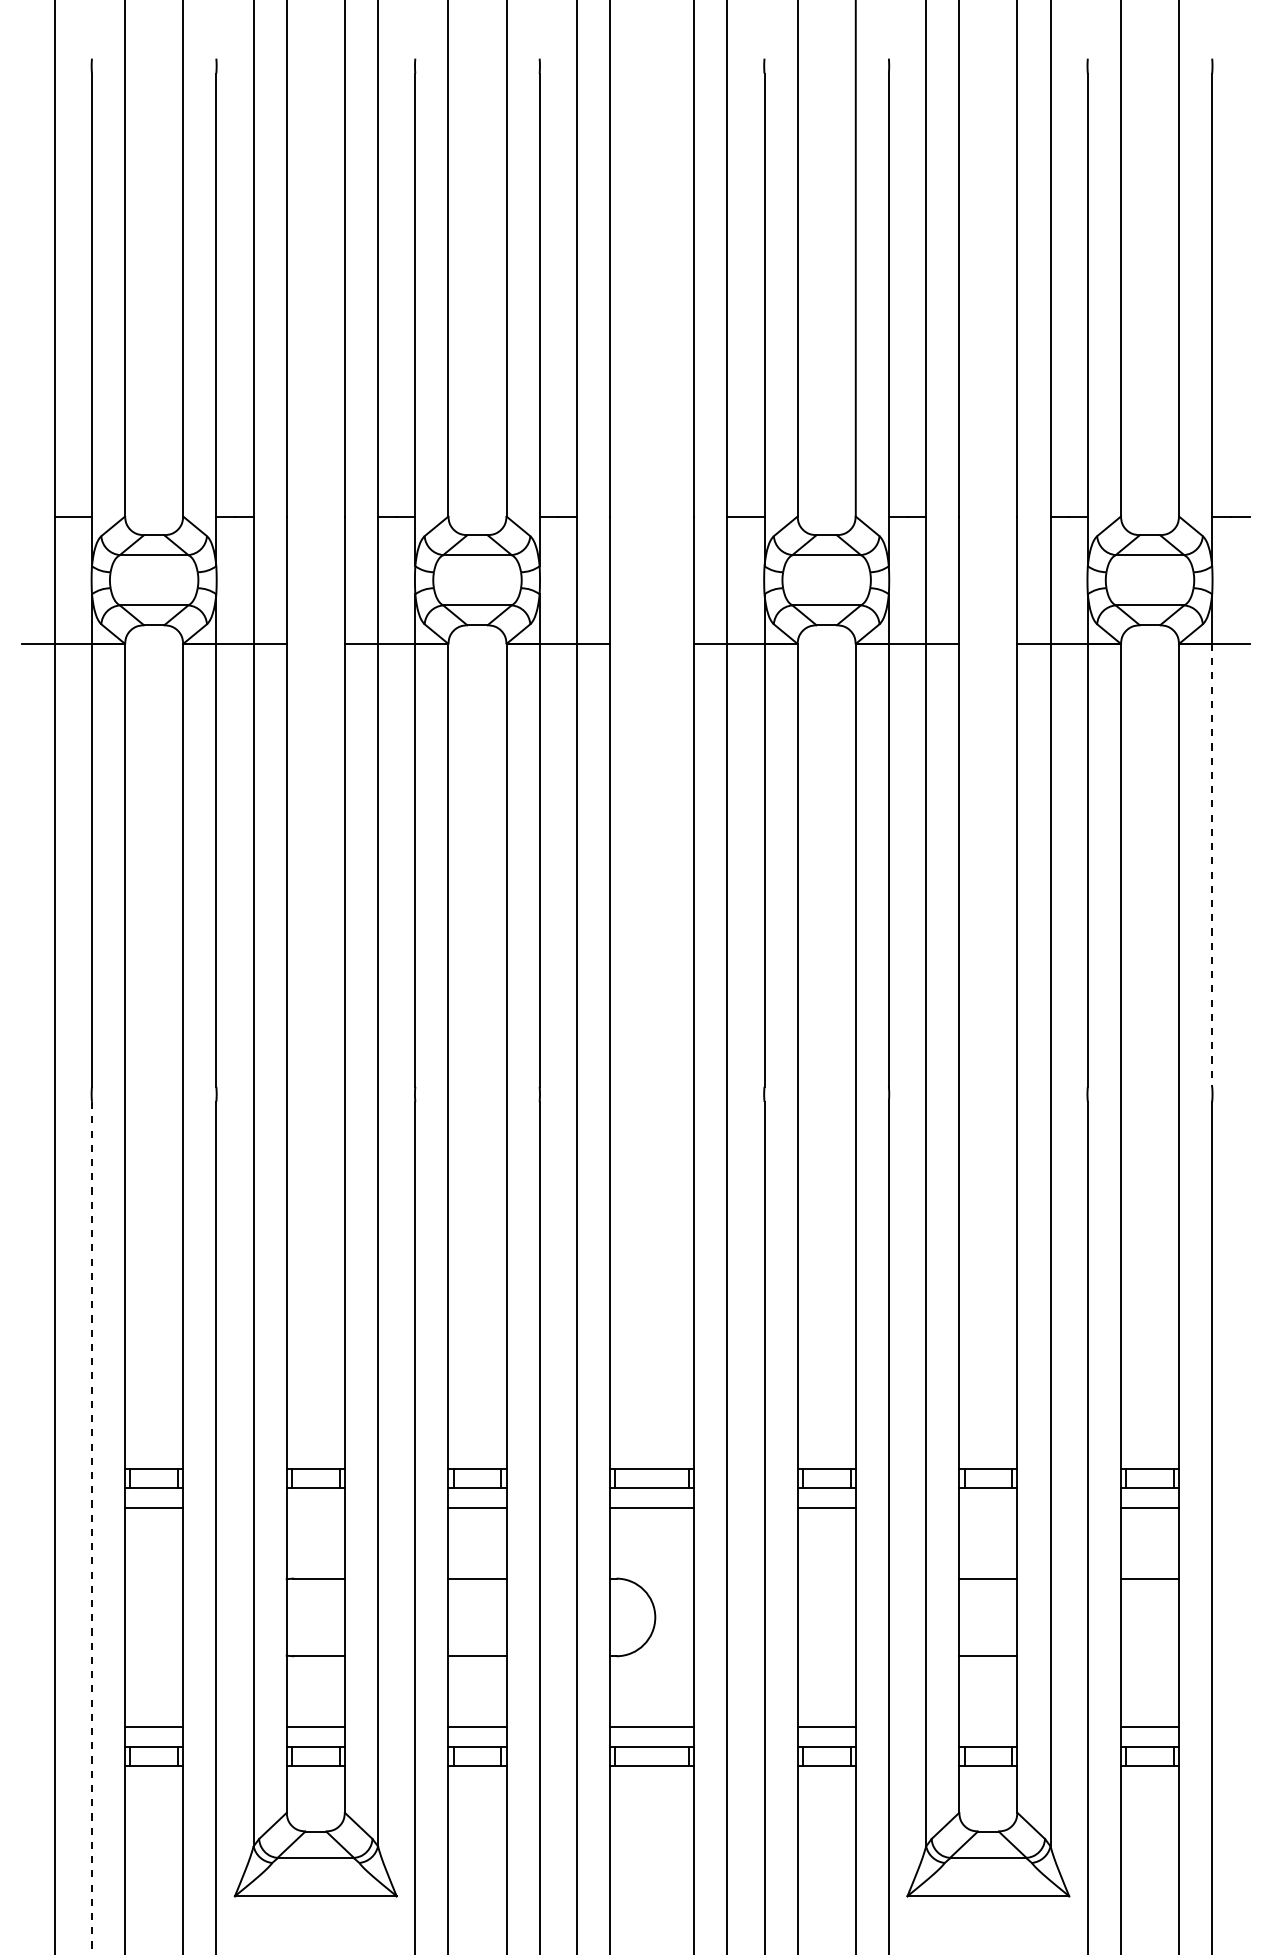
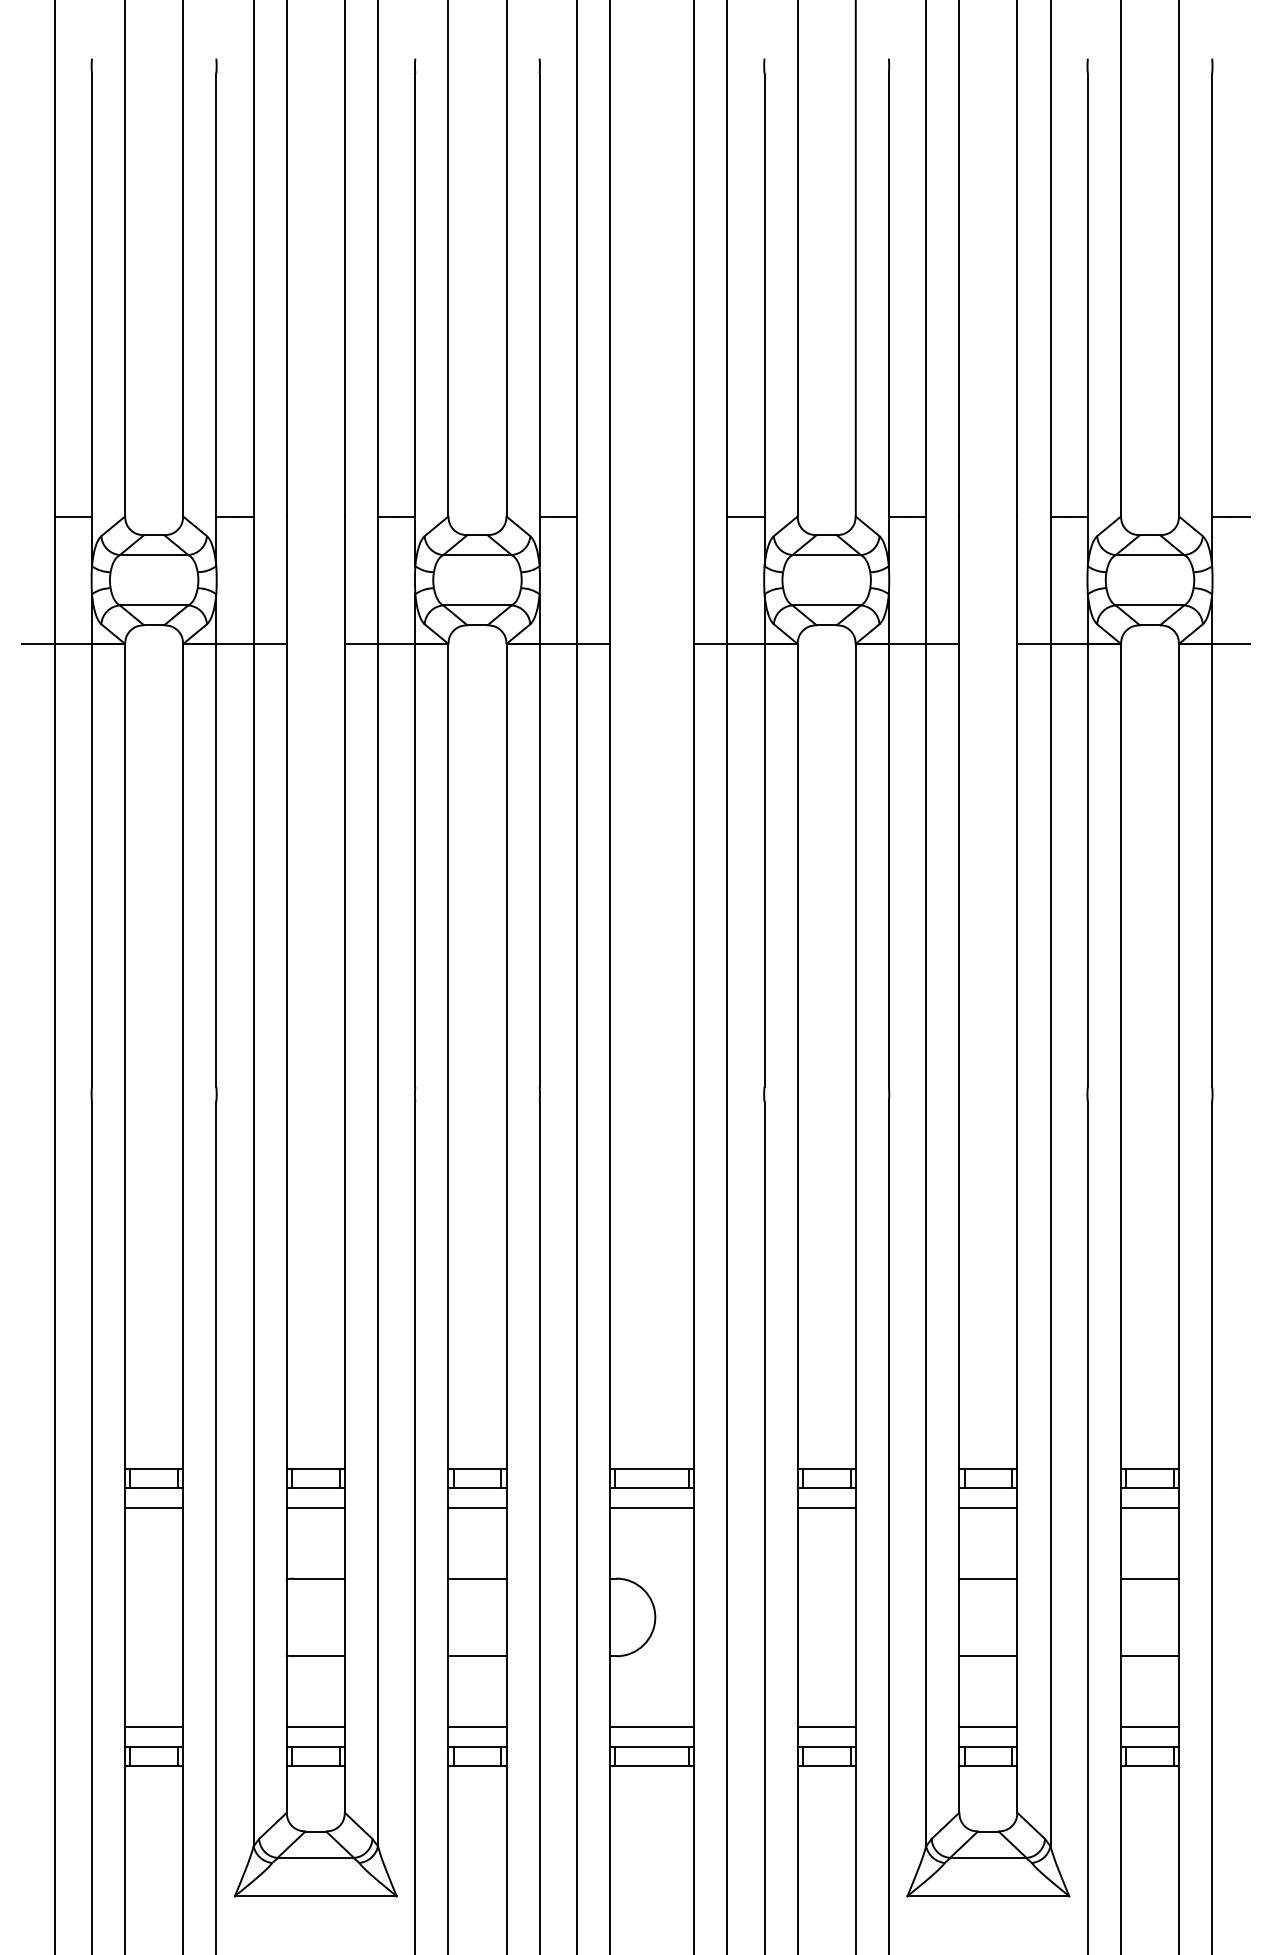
line: dashed -> solid (1212, 865)
line: none -> present (315, 1507)
line: none -> present (988, 1507)
line: dashed -> solid (91, 1527)
line: none -> present (1149, 1656)
line: none -> present (988, 1727)
